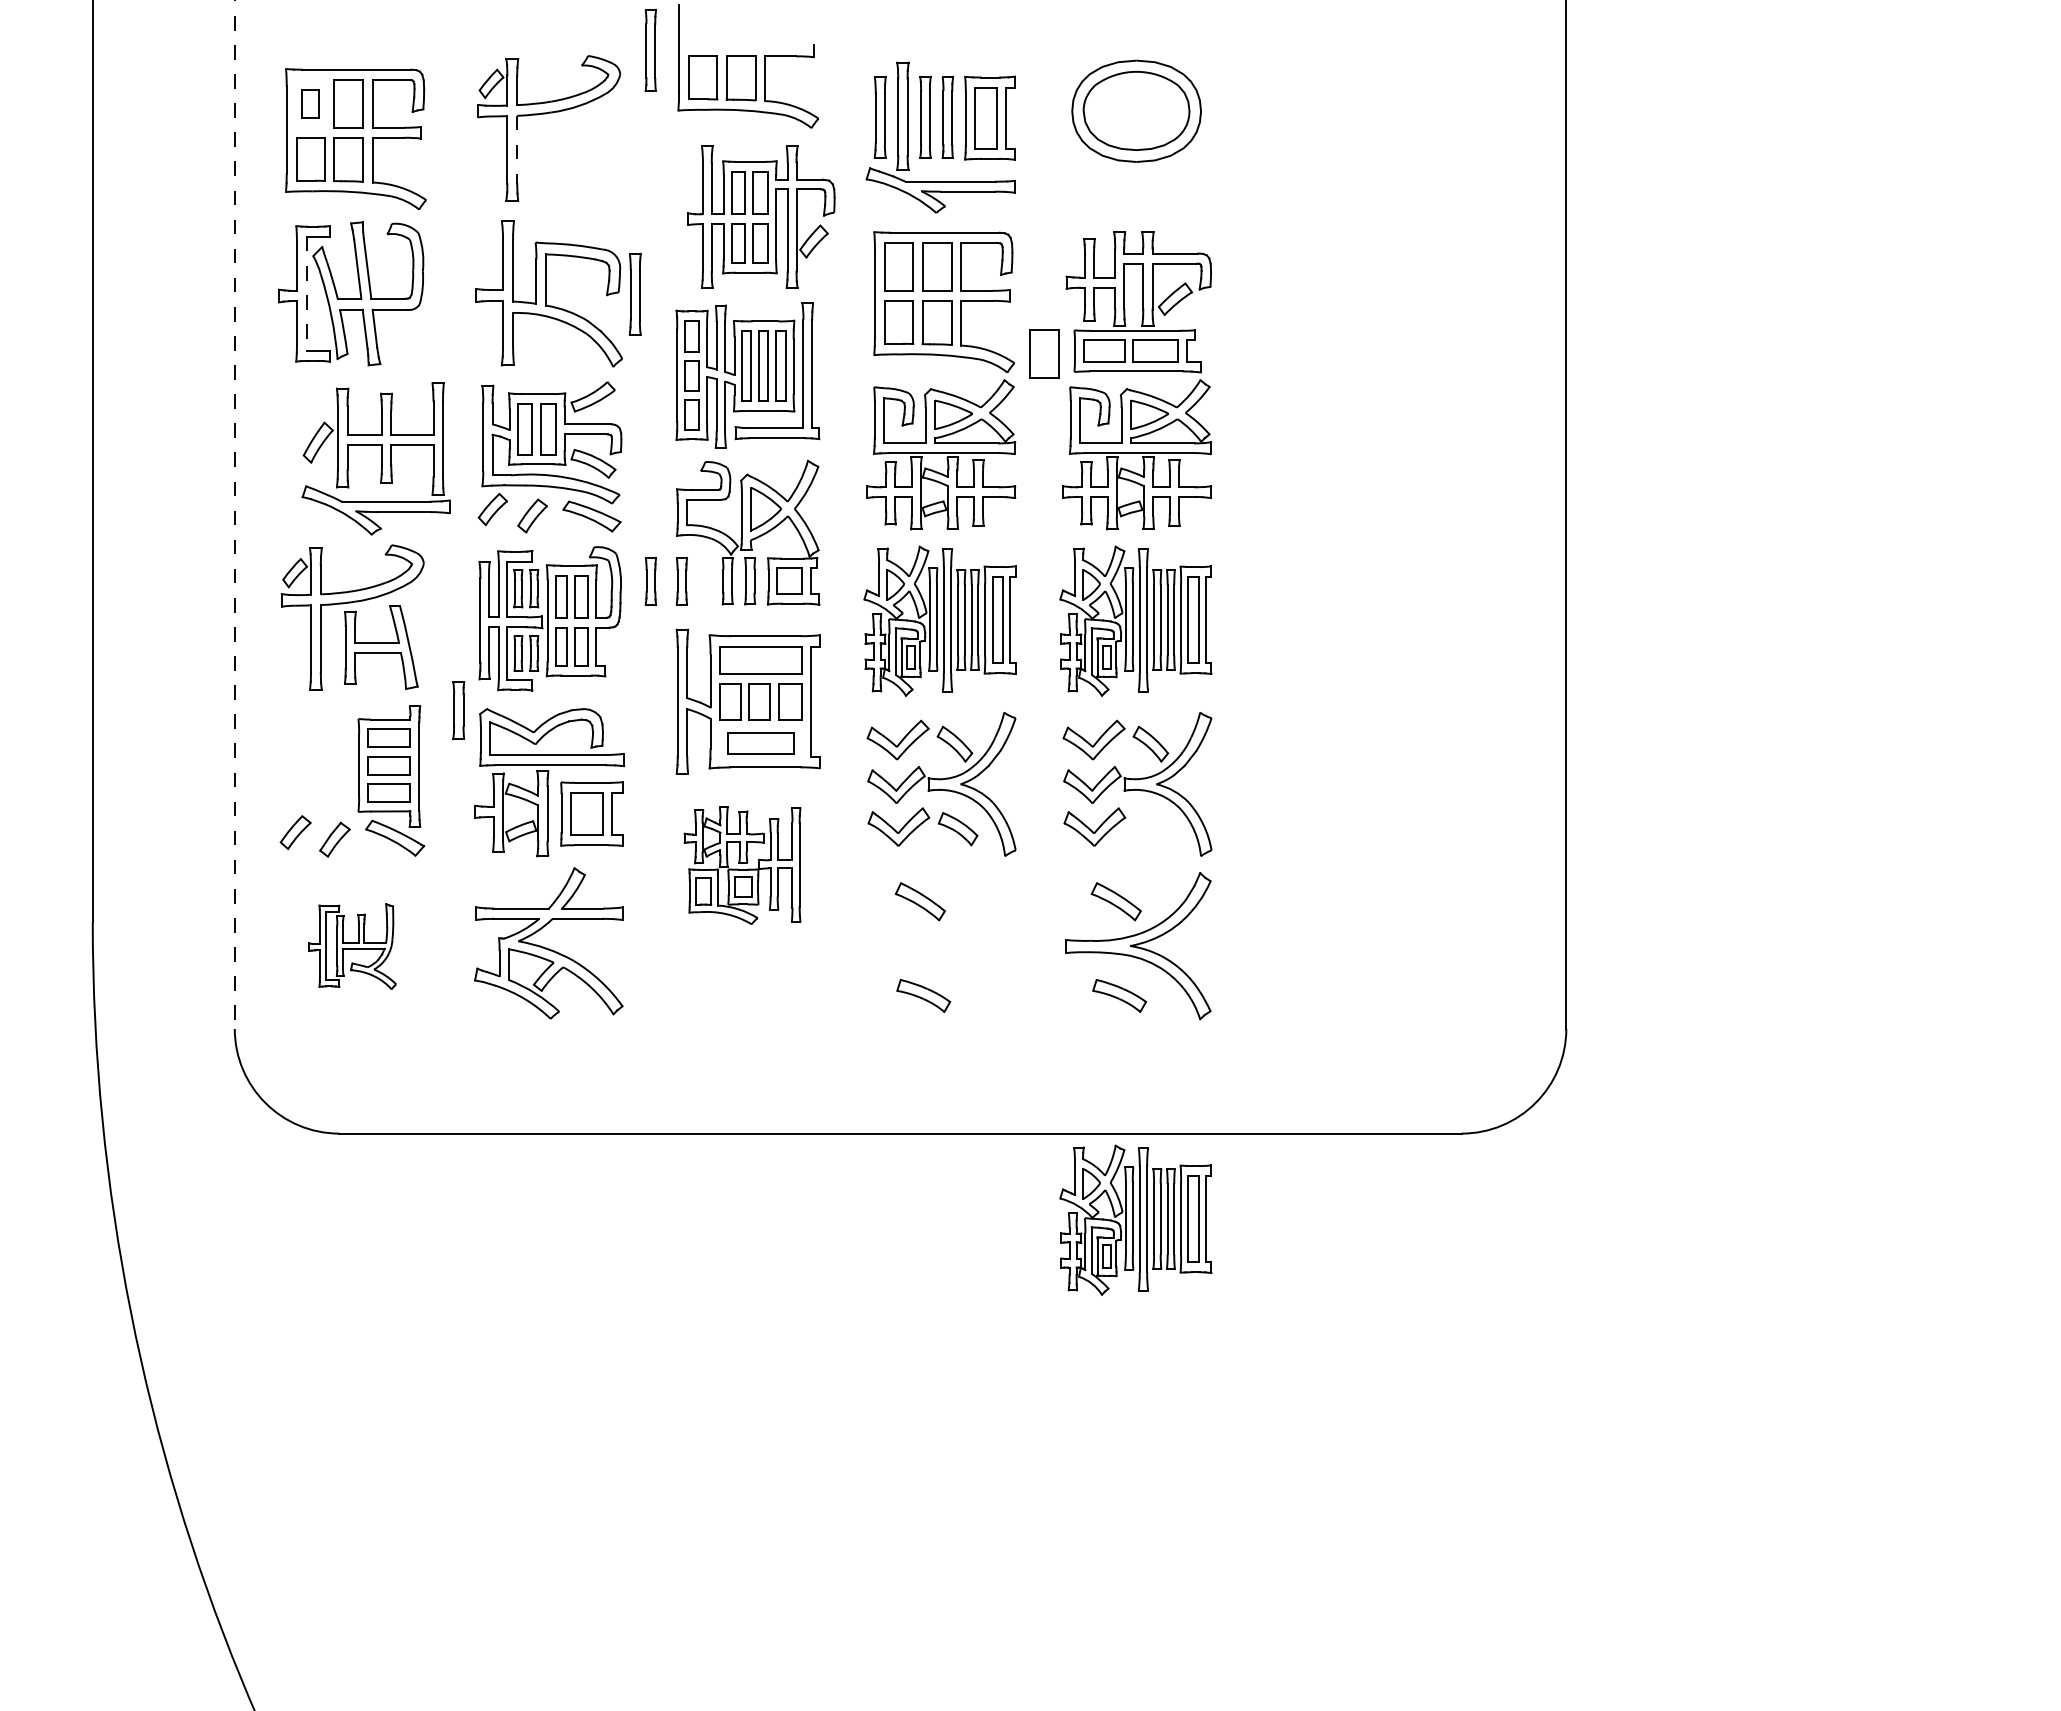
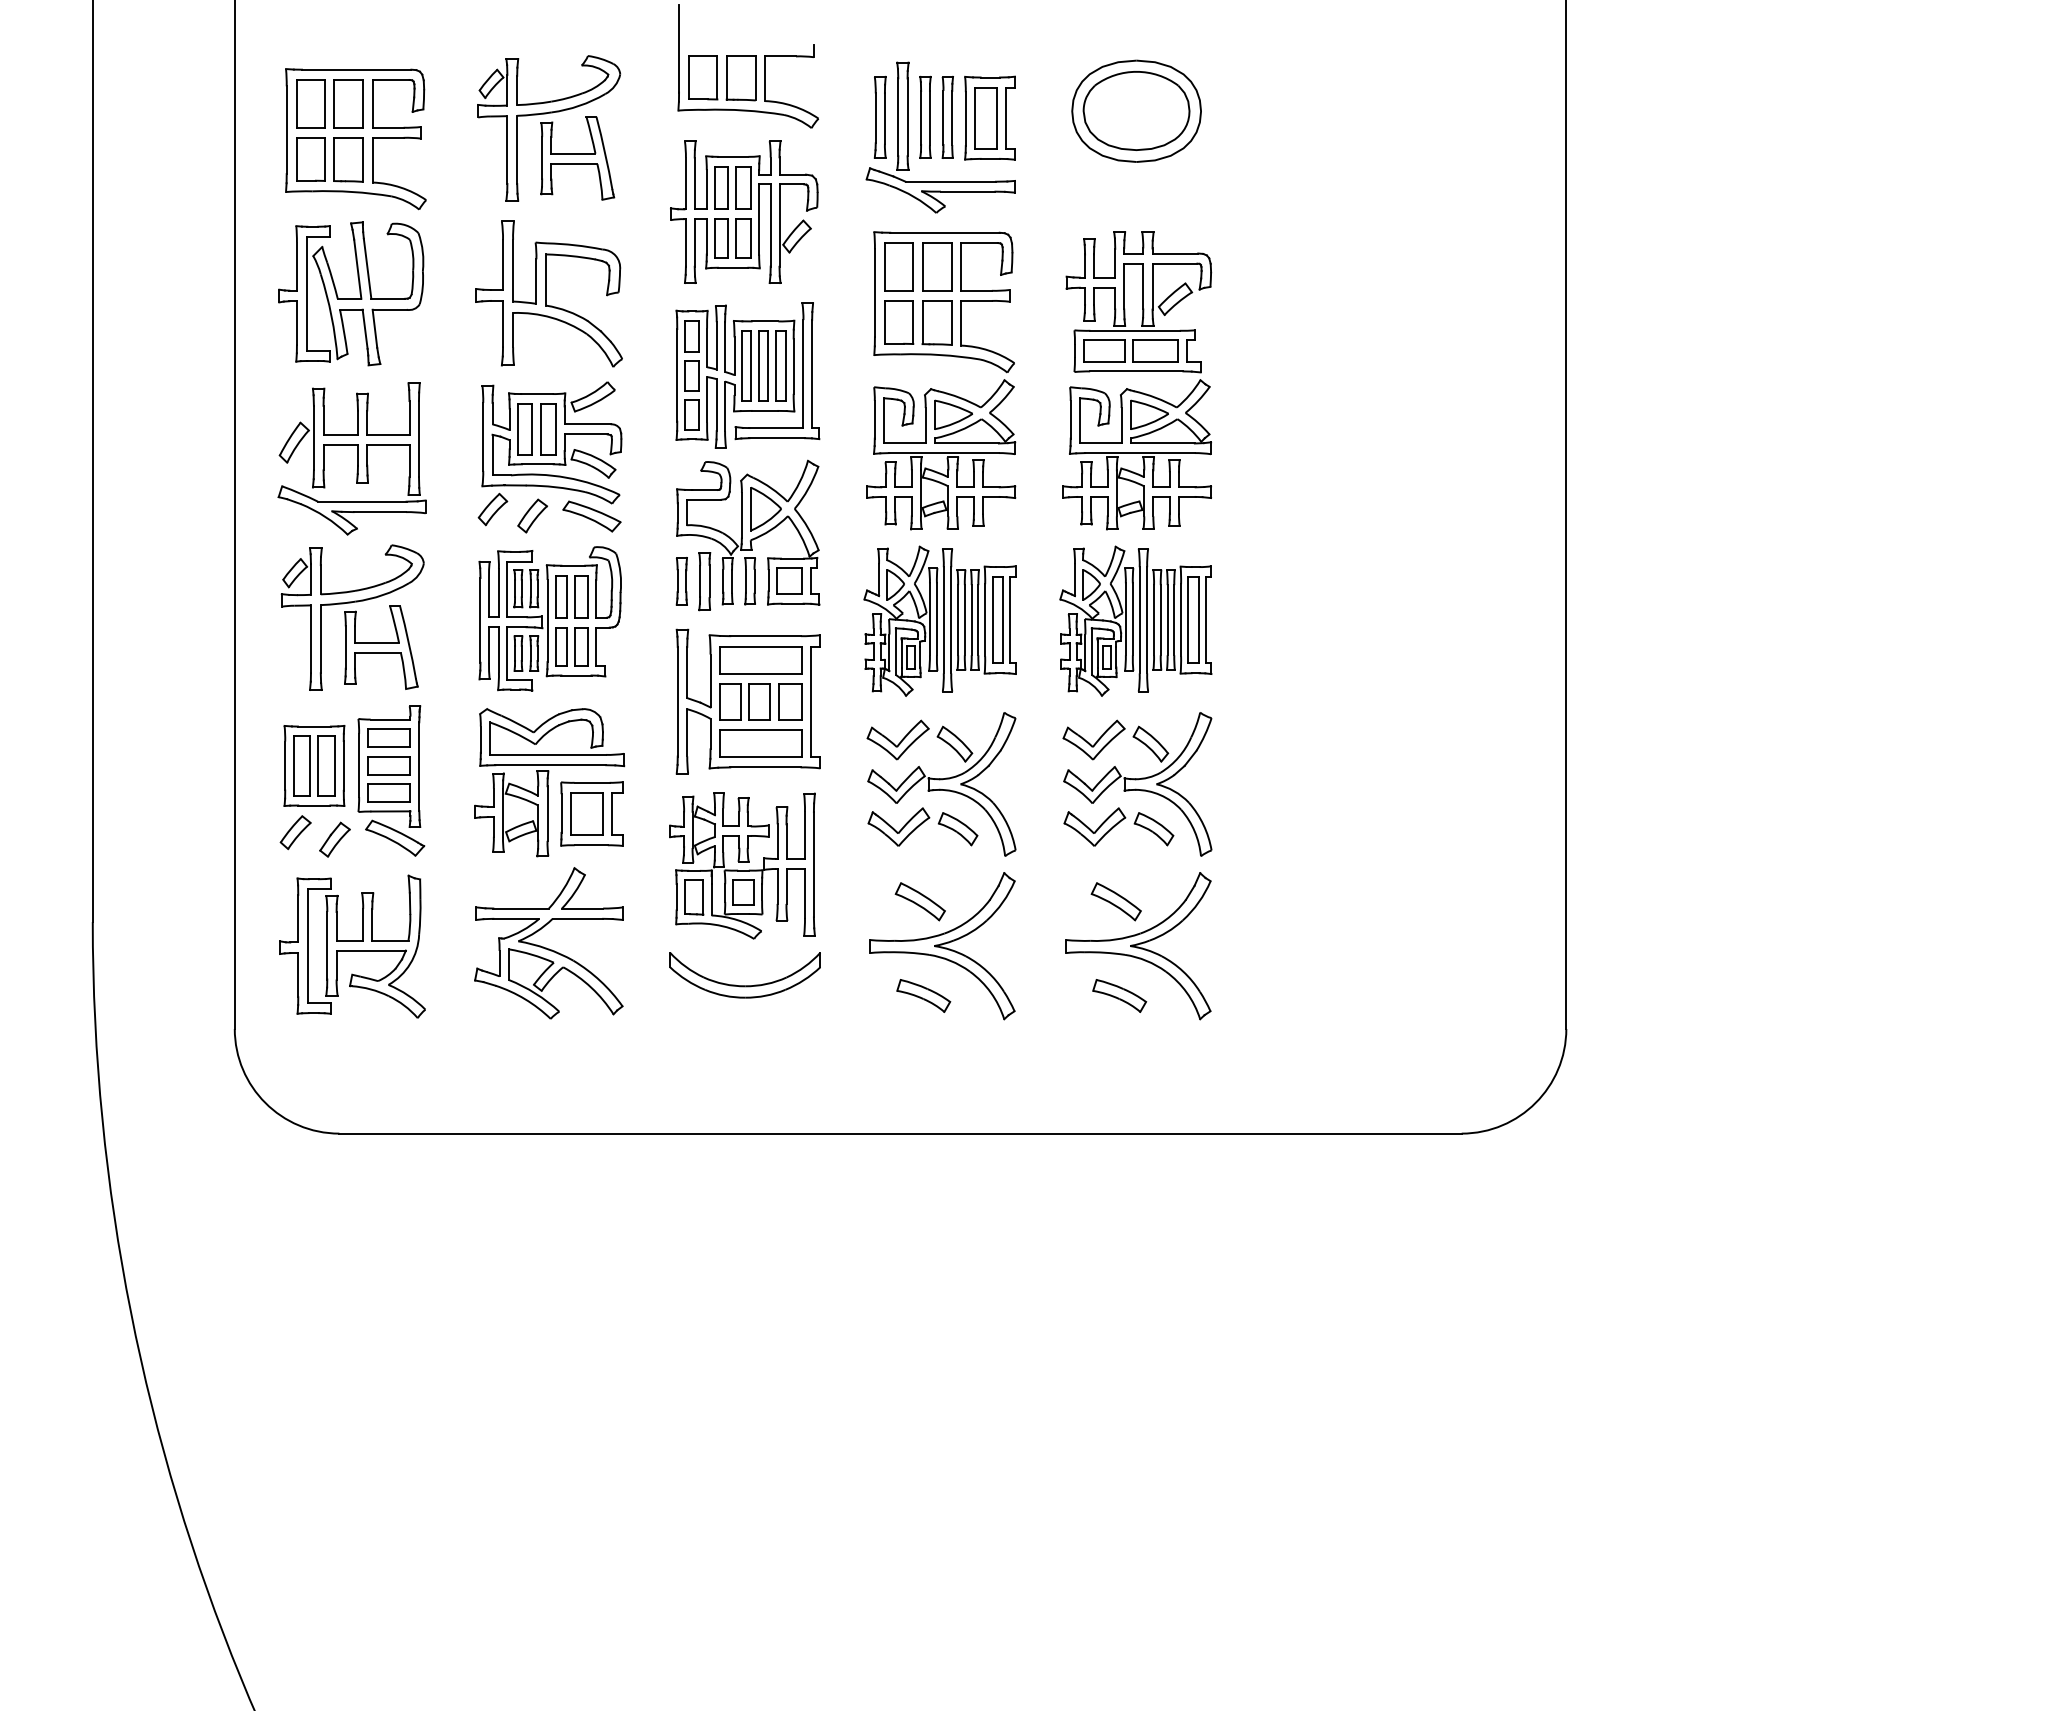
part: present -> none (650, 50)
part size: 19x30 px -> 30x50 px (310, 103)
line: dashed -> solid (517, 150)
part: none -> present (577, 158)
part position: (761, 216) -> (744, 211) (744, 211)
line: dashed -> solid (306, 293)
part: present -> none (634, 293)
part: present -> none (1044, 353)
part position: (375, 458) -> (351, 458) (351, 458)
line: dashed -> solid (234, 515)
part: present -> none (650, 581)
part position: (458, 710) -> (704, 581) (704, 581)
part size: 68x23 px -> 84x29 px (760, 743)
part: none -> present (314, 765)
part: none -> present (1153, 829)
part size: 119x119 px -> 147x148 px (742, 865)
part size: 89x87 px -> 147x145 px (352, 946)
part: none -> present (942, 946)
part: none -> present (744, 985)
part: present -> none (1135, 1219)
